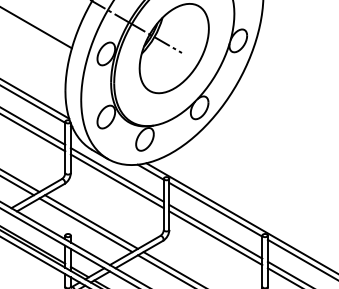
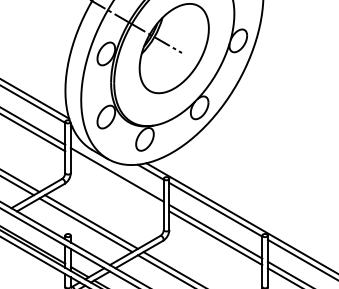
line: present -> none (36, 28)
line: present -> none (116, 181)
